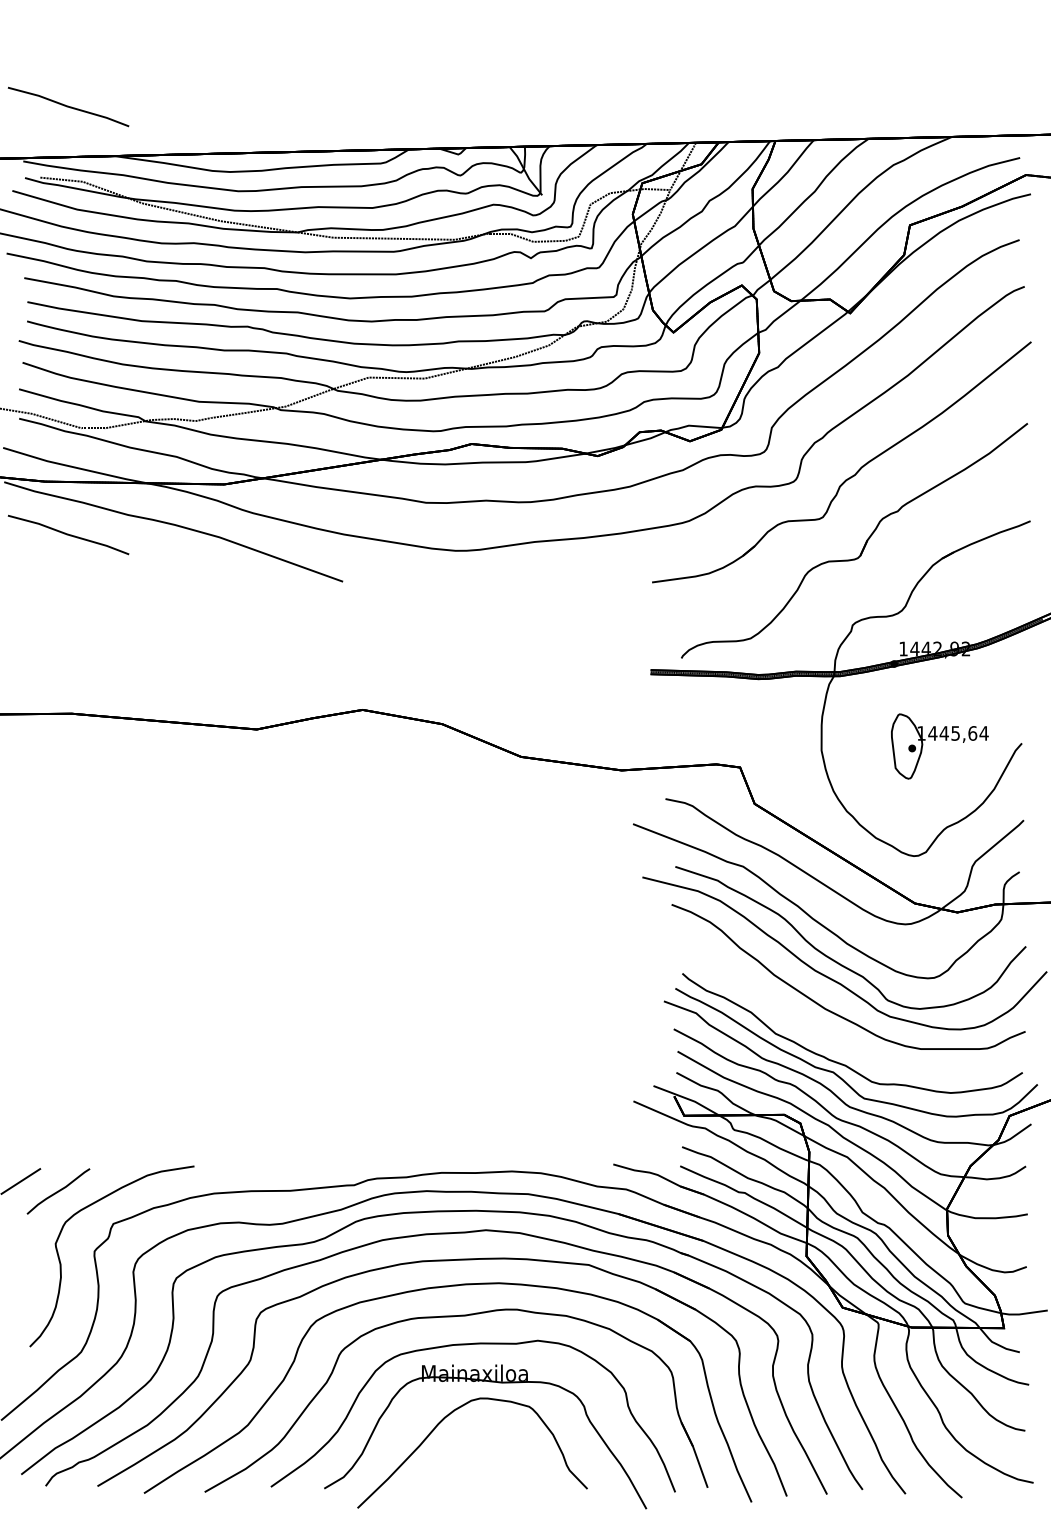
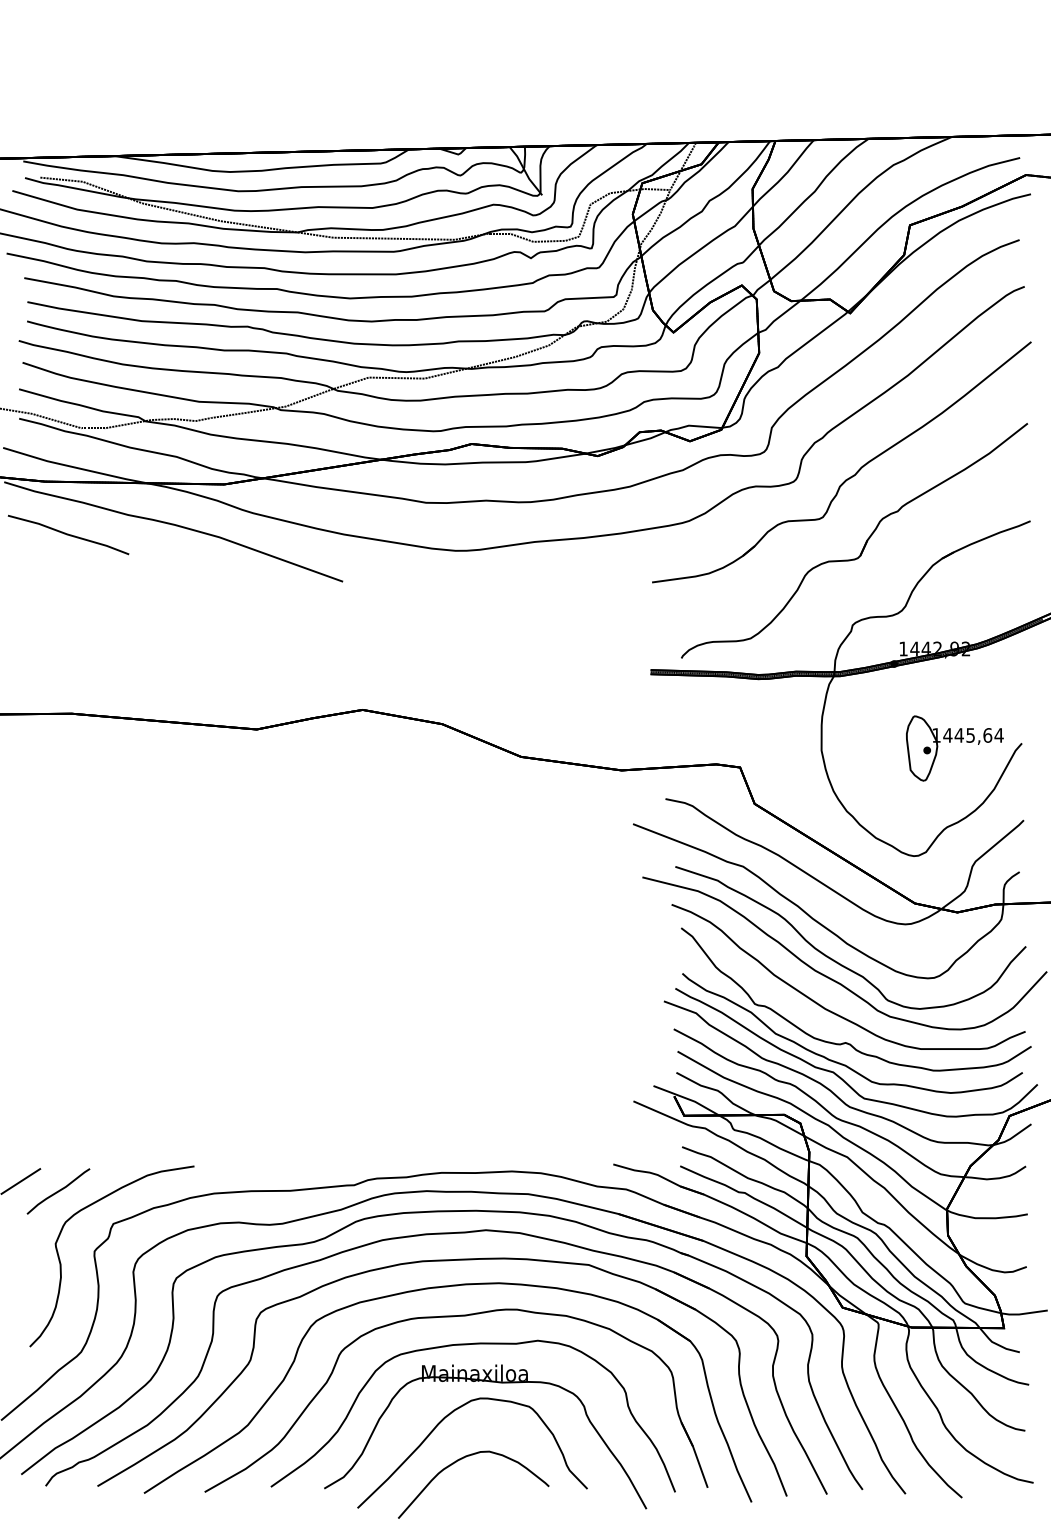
part: present -> none (68, 106)
part position: (935, 740) -> (950, 742) (950, 742)
part: none -> present (847, 1042)
part: none -> present (460, 1460)
